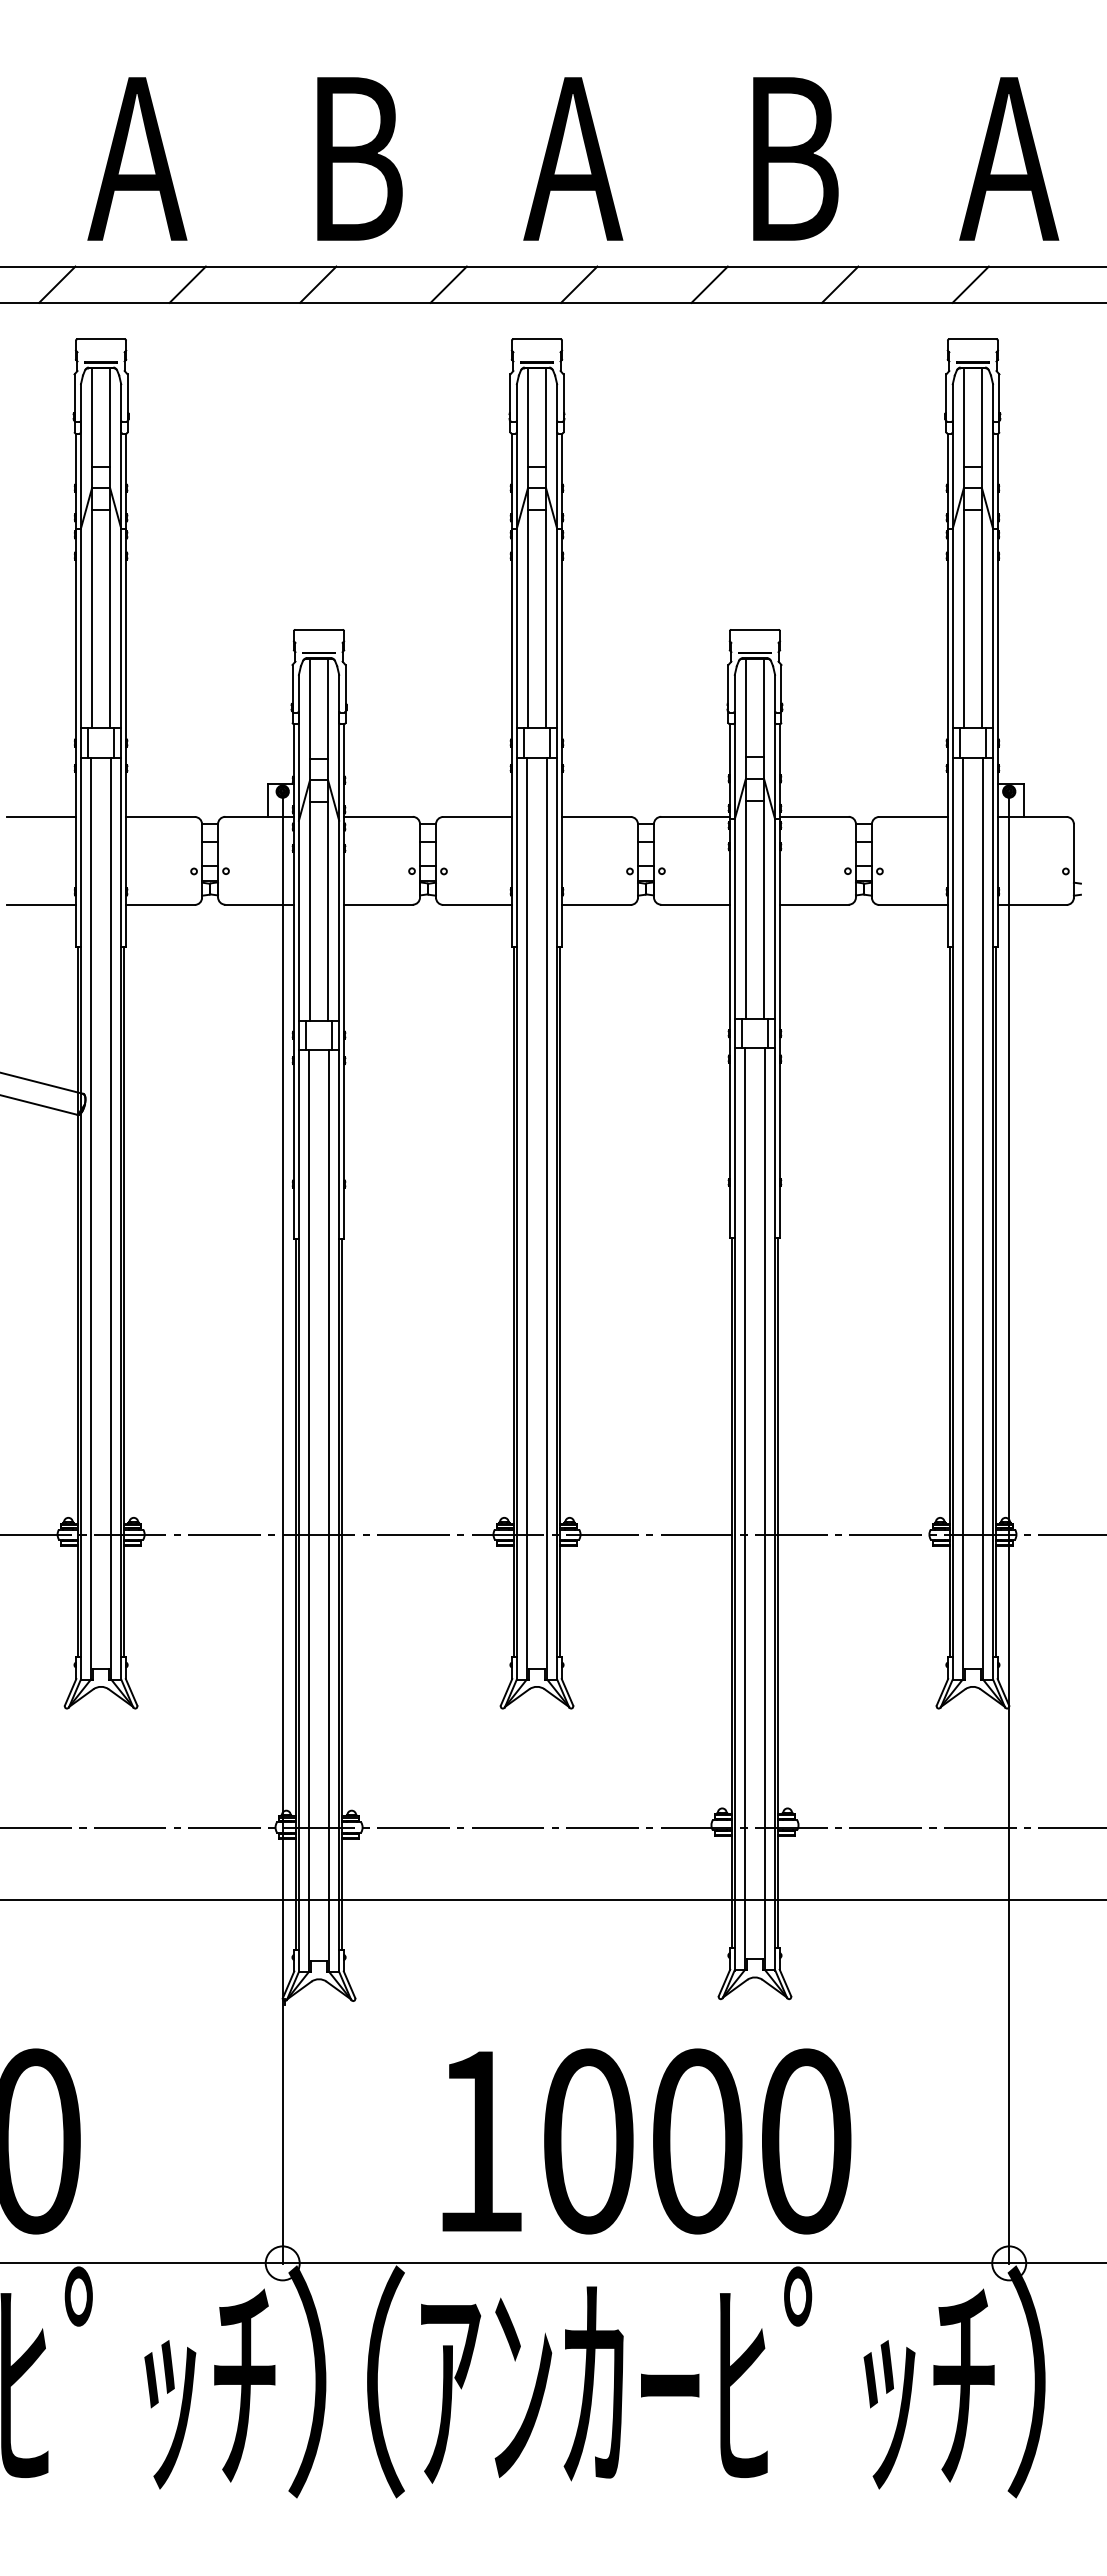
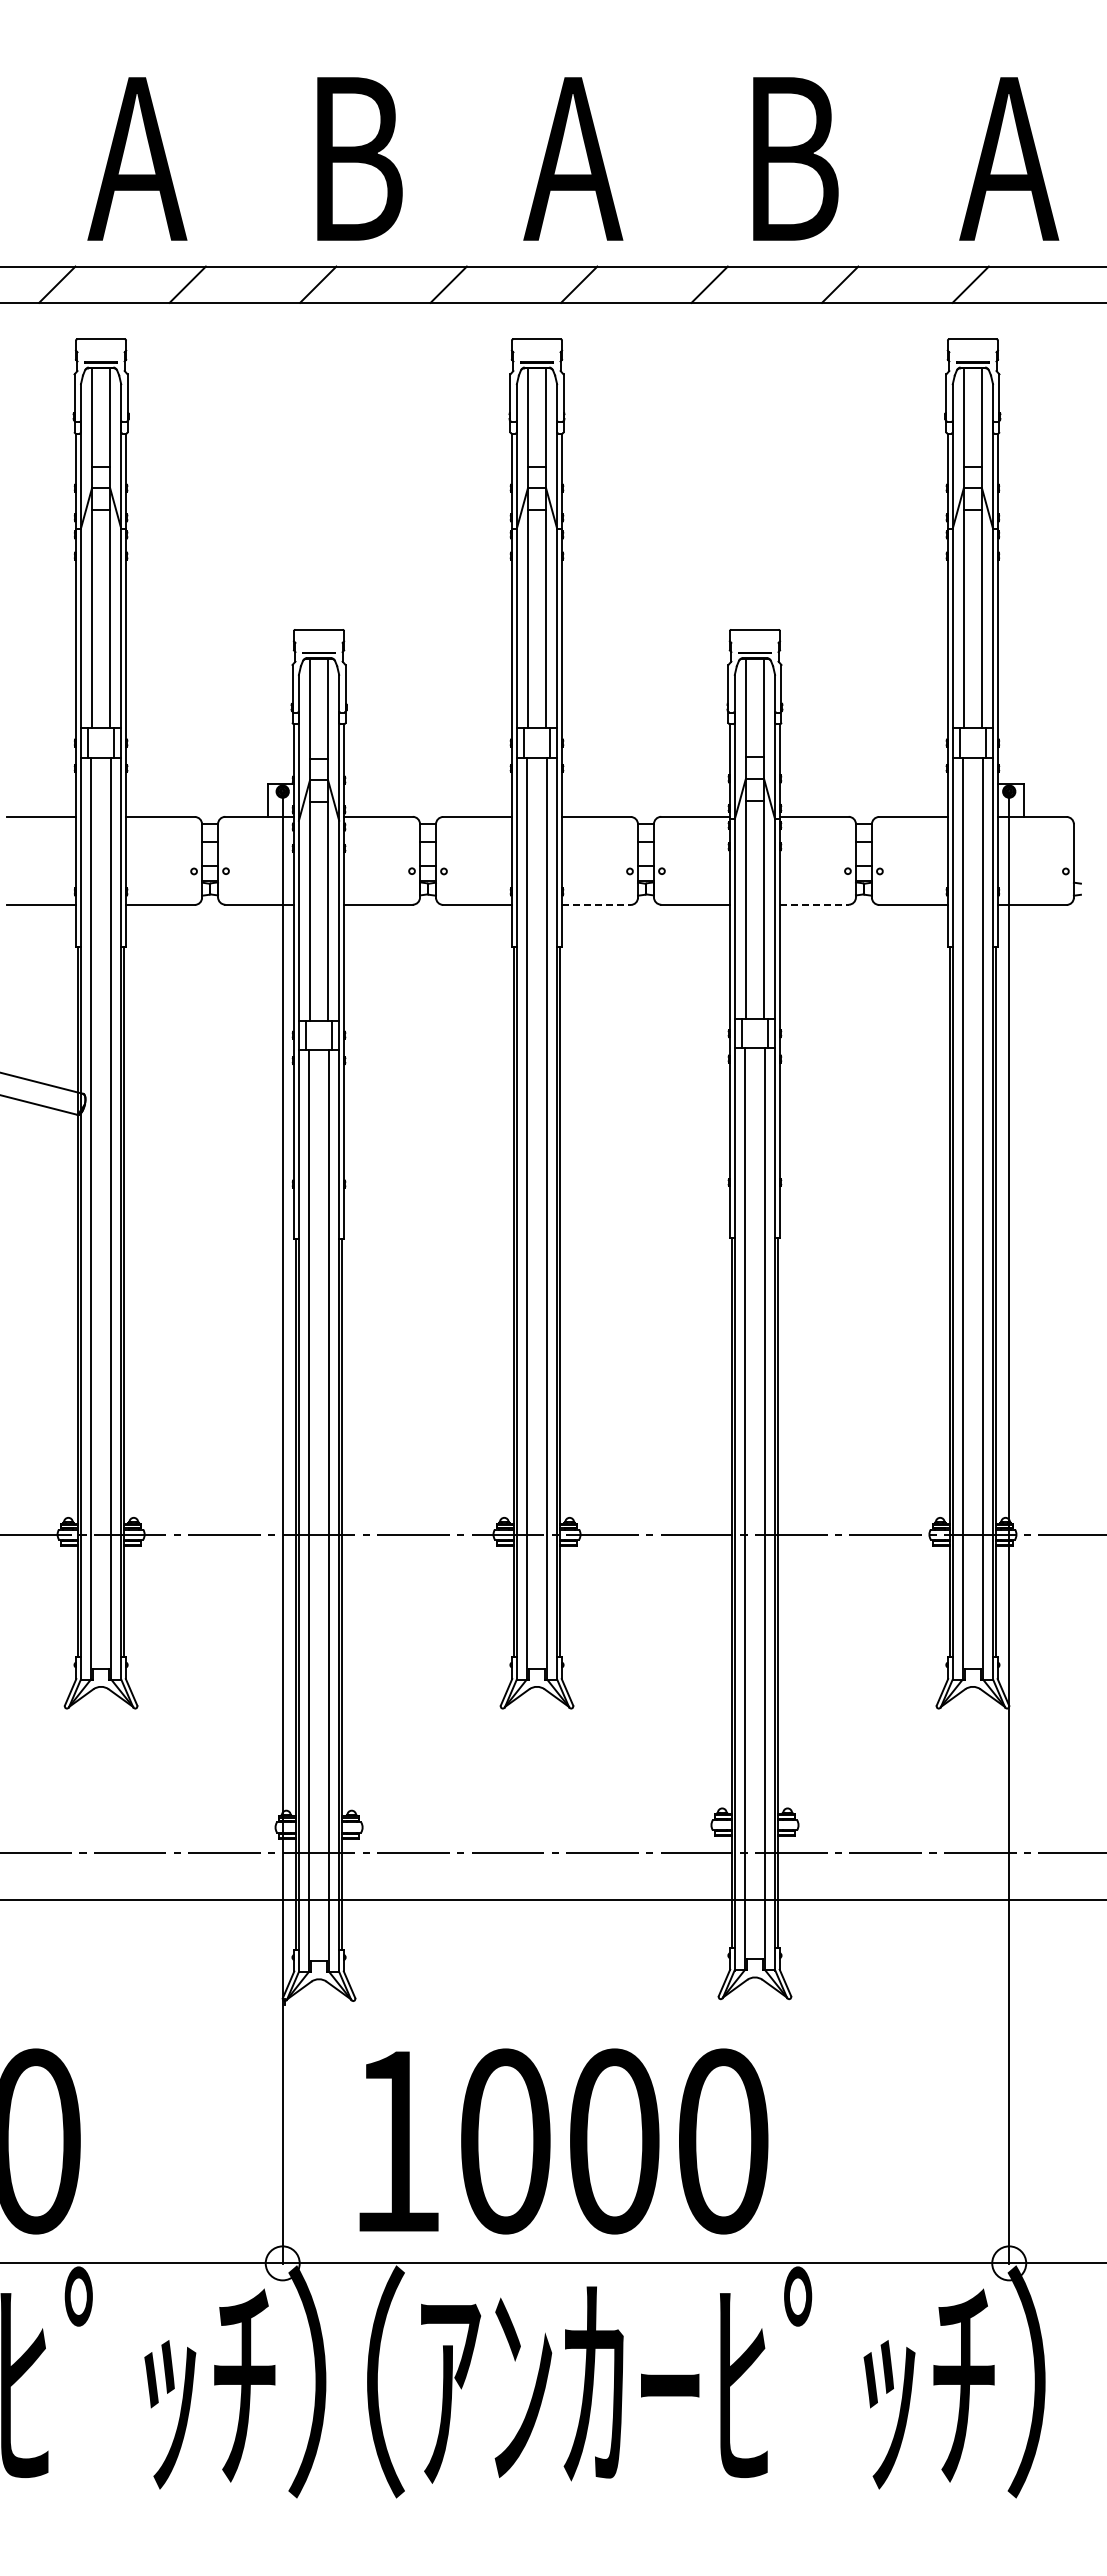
line: solid -> dashed (597, 904)
line: solid -> dashed (814, 904)
line position: (552, 1827) -> (552, 1852) (552, 1852)
text position: (646, 2141) -> (563, 2141) (563, 2141)
